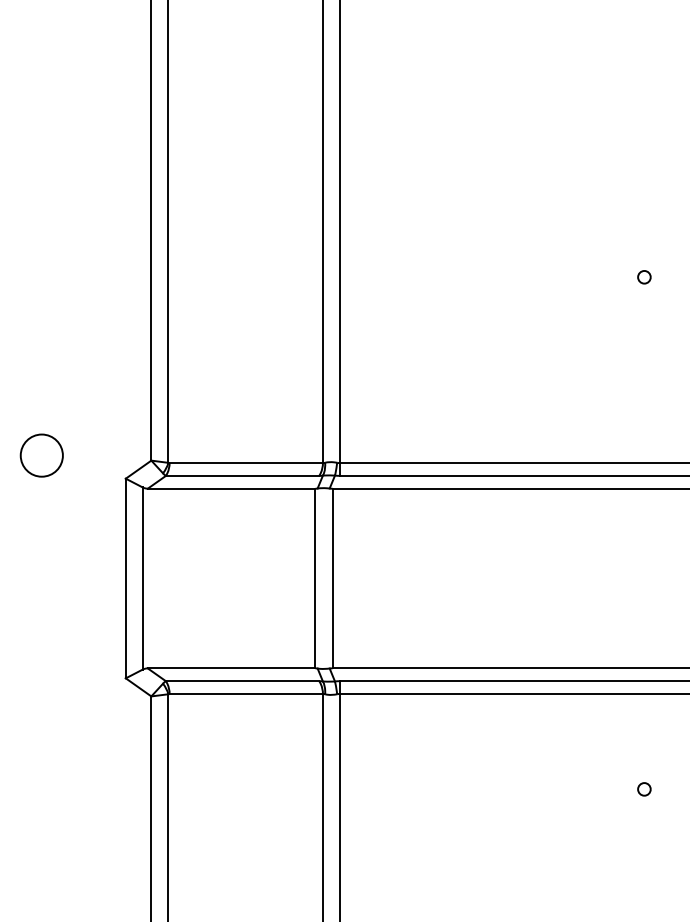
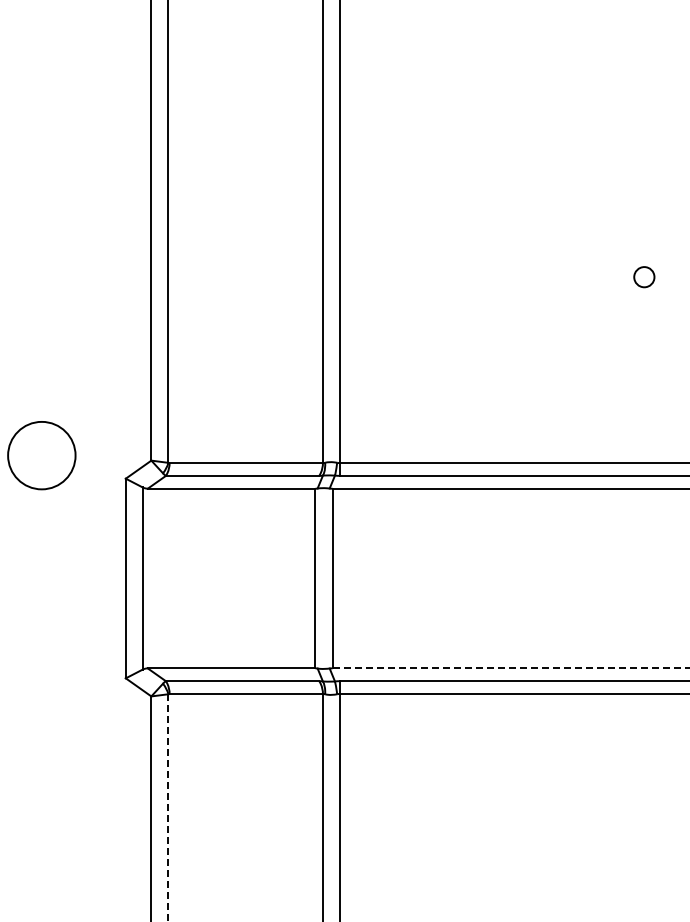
circle size: 15x15 px -> 23x23 px (644, 277)
circle diameter: 42 px -> 67 px (41, 455)
line: solid -> dashed (511, 668)
circle: present -> none (644, 789)
line: solid -> dashed (168, 808)
